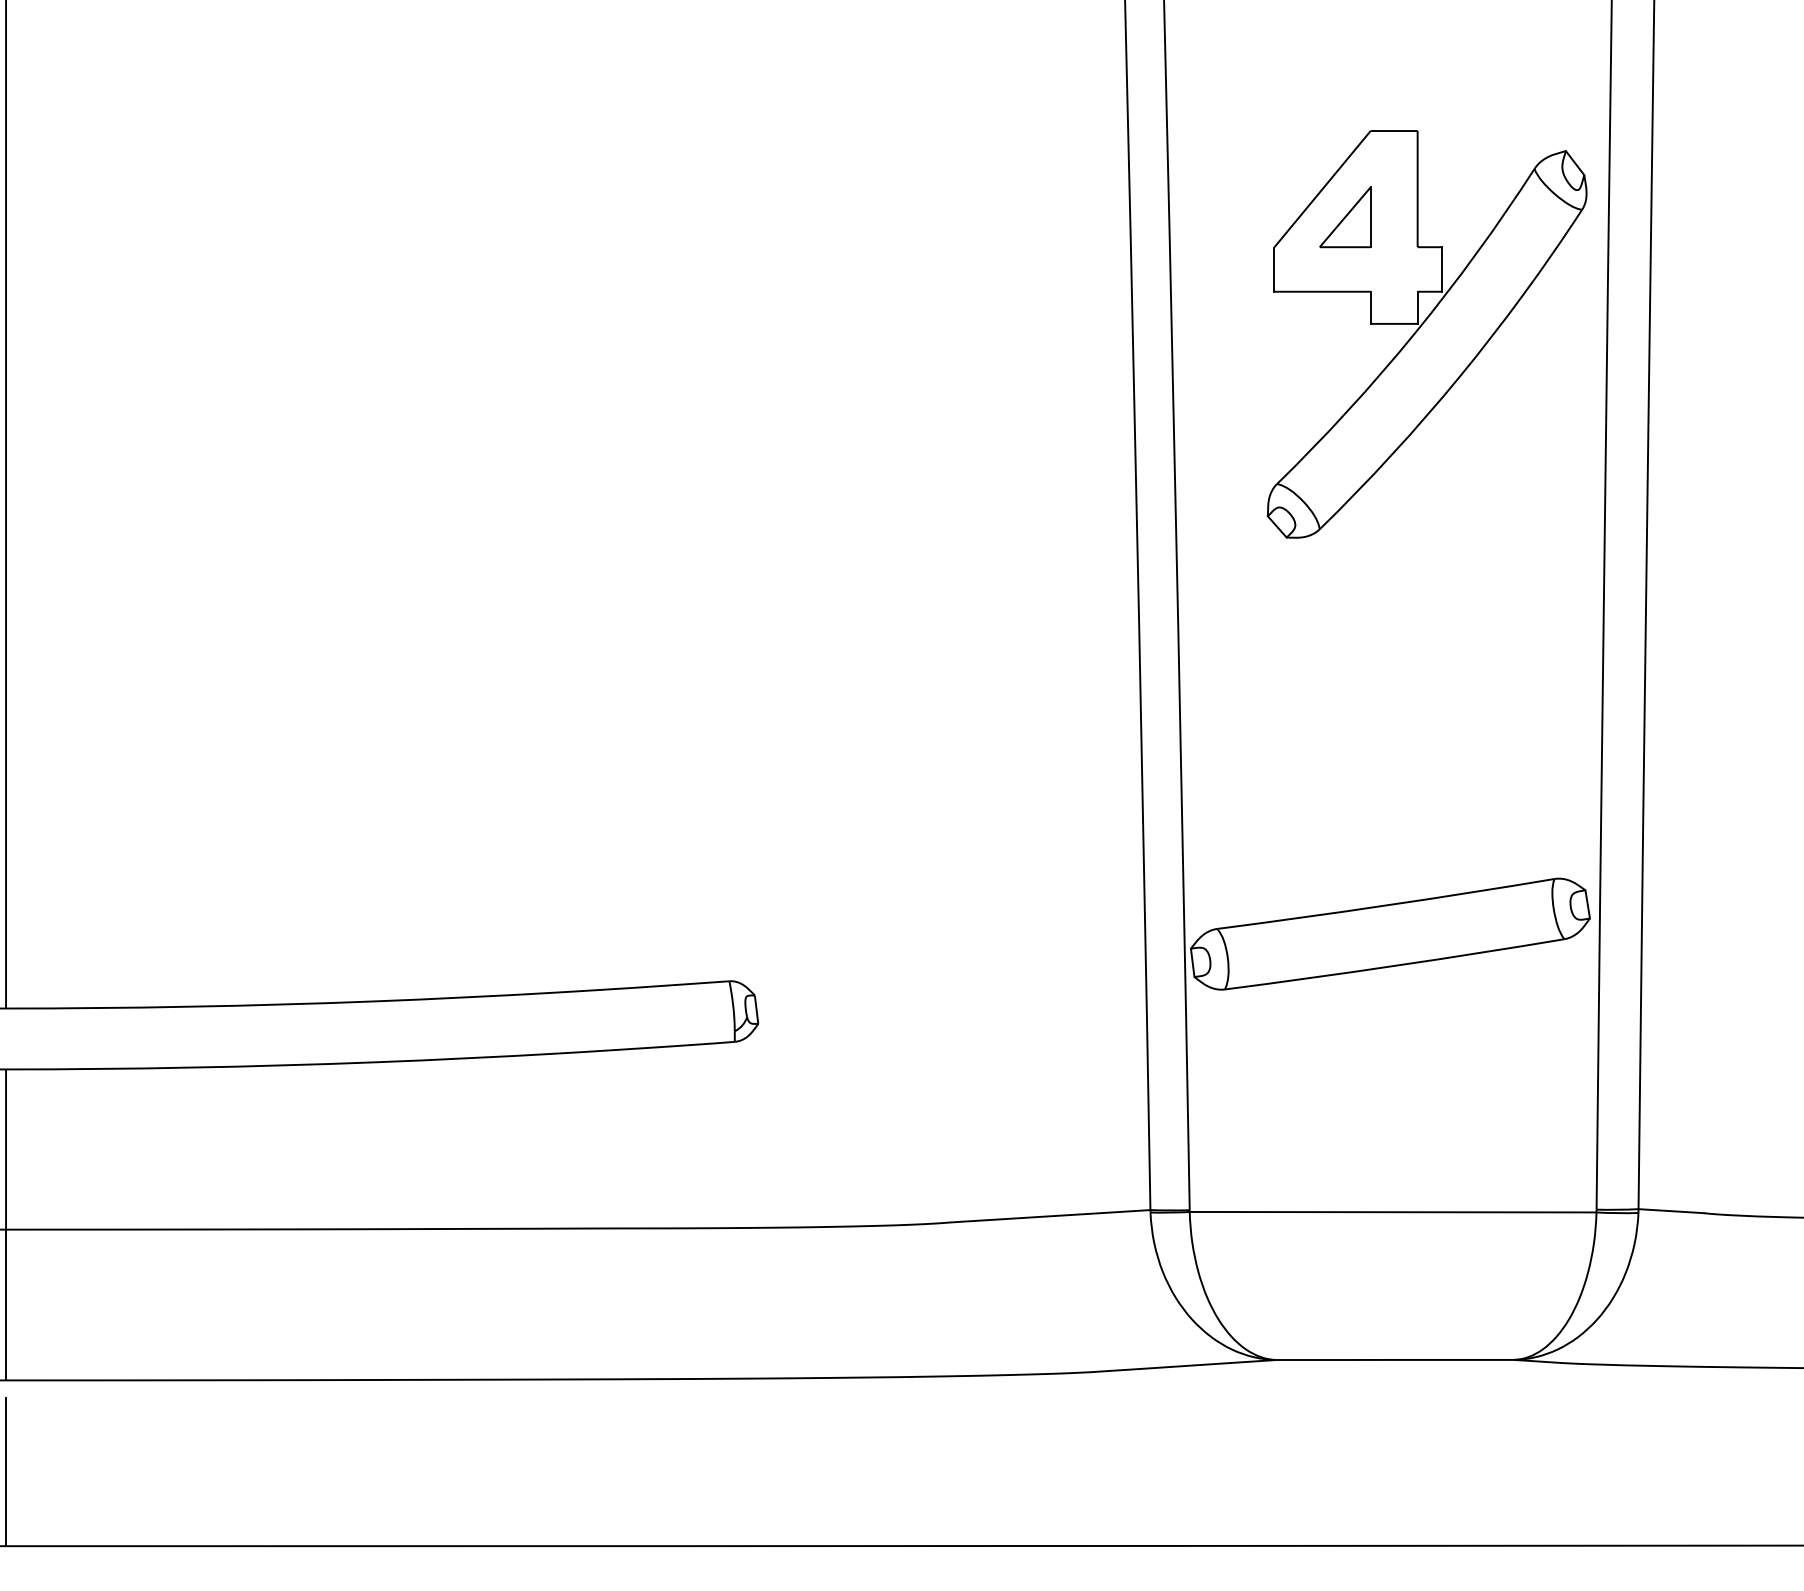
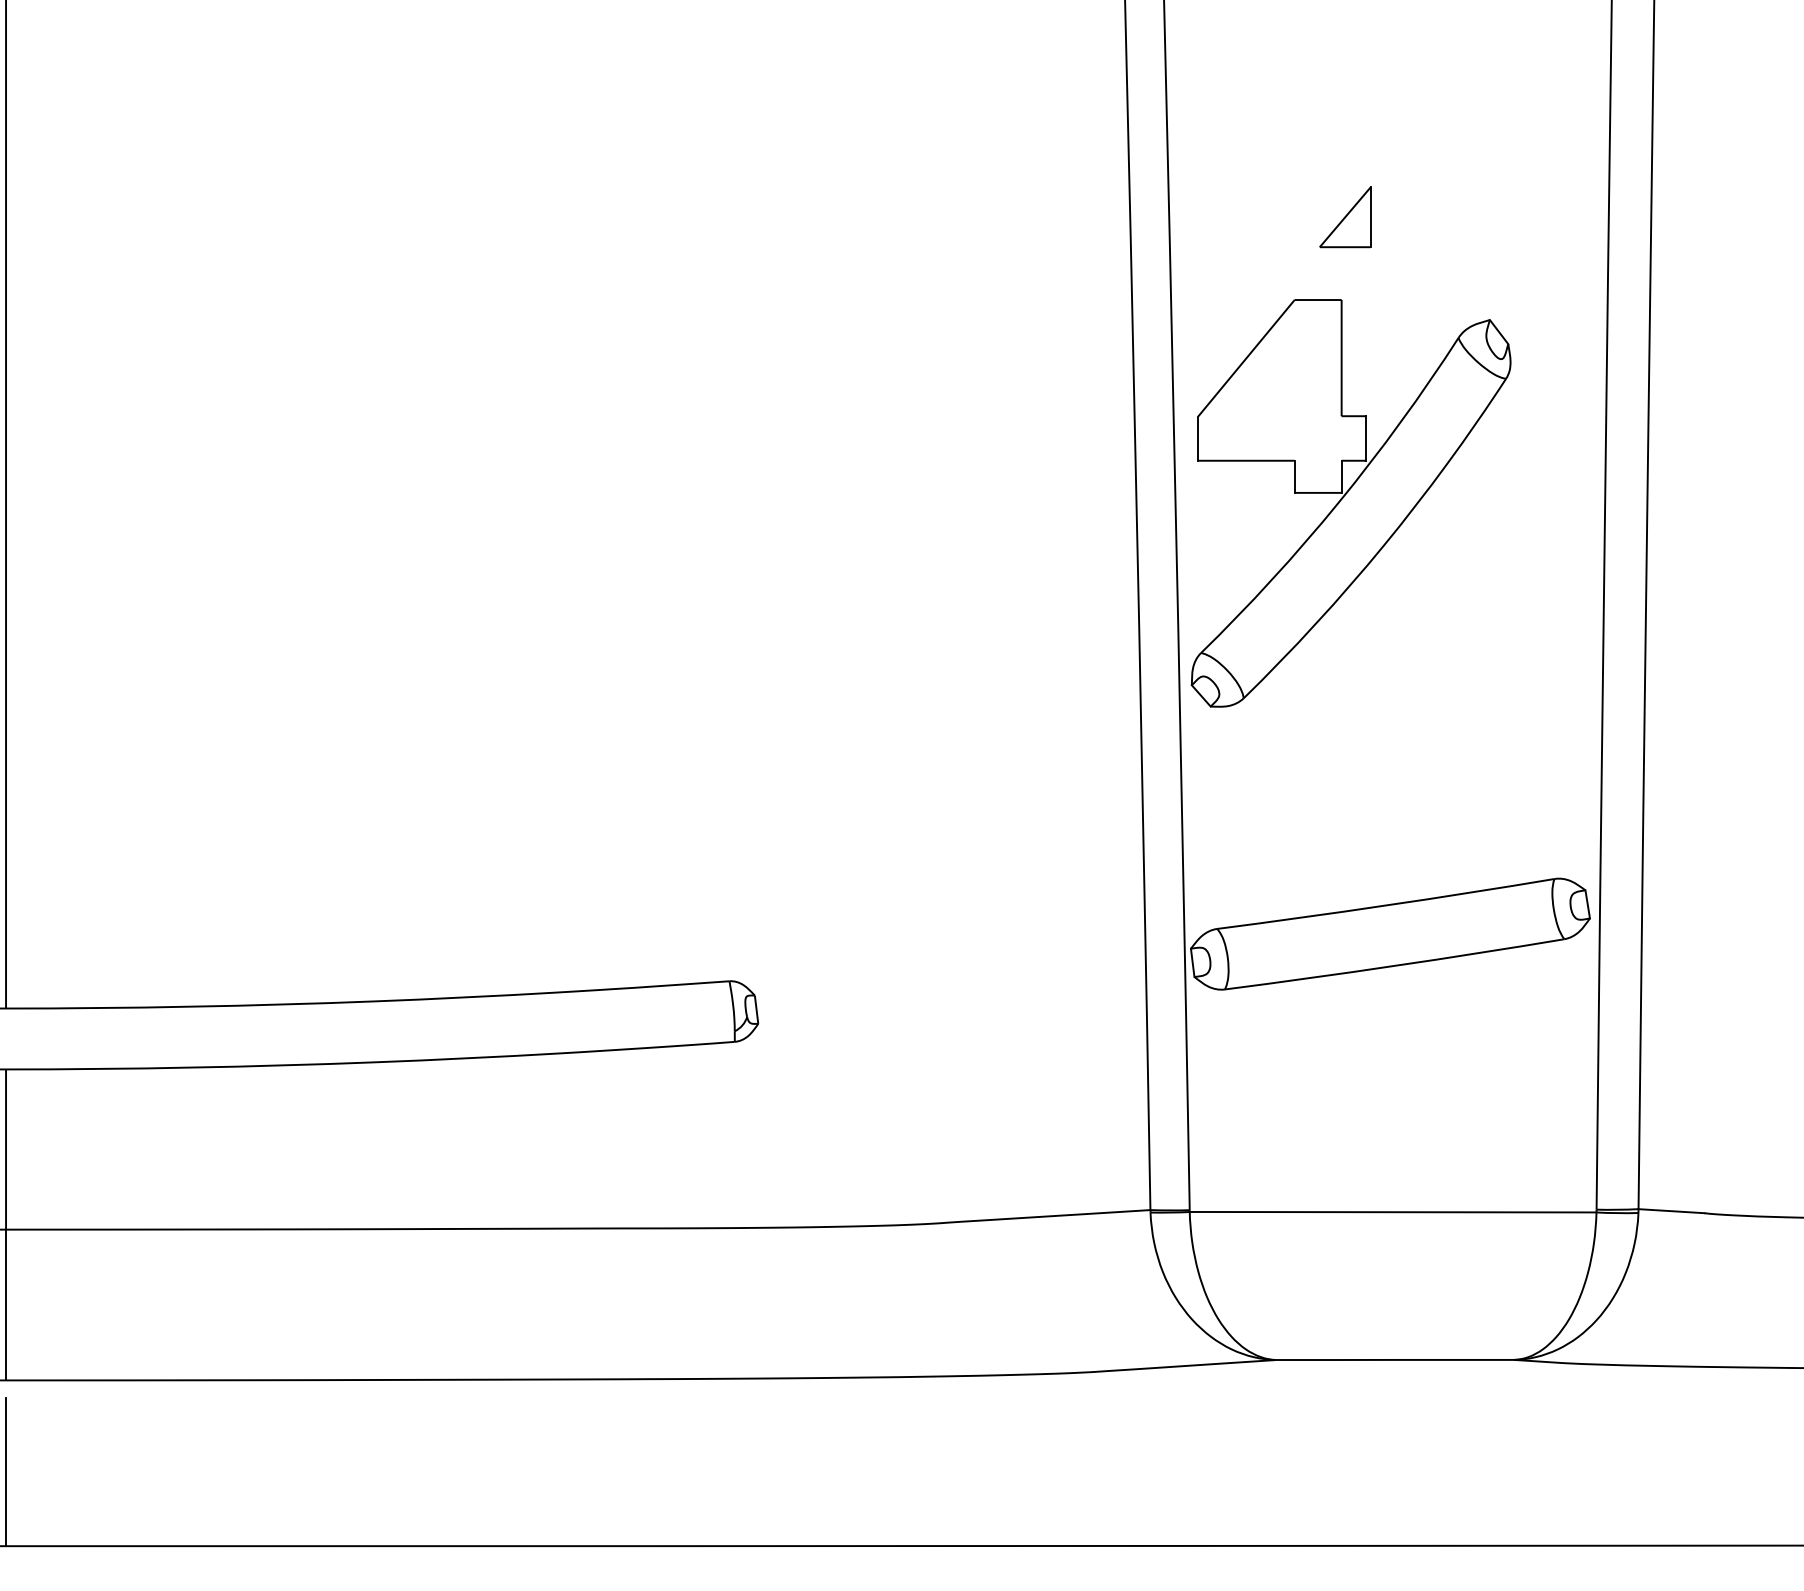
part position: (1426, 334) -> (1350, 503) (1350, 503)
